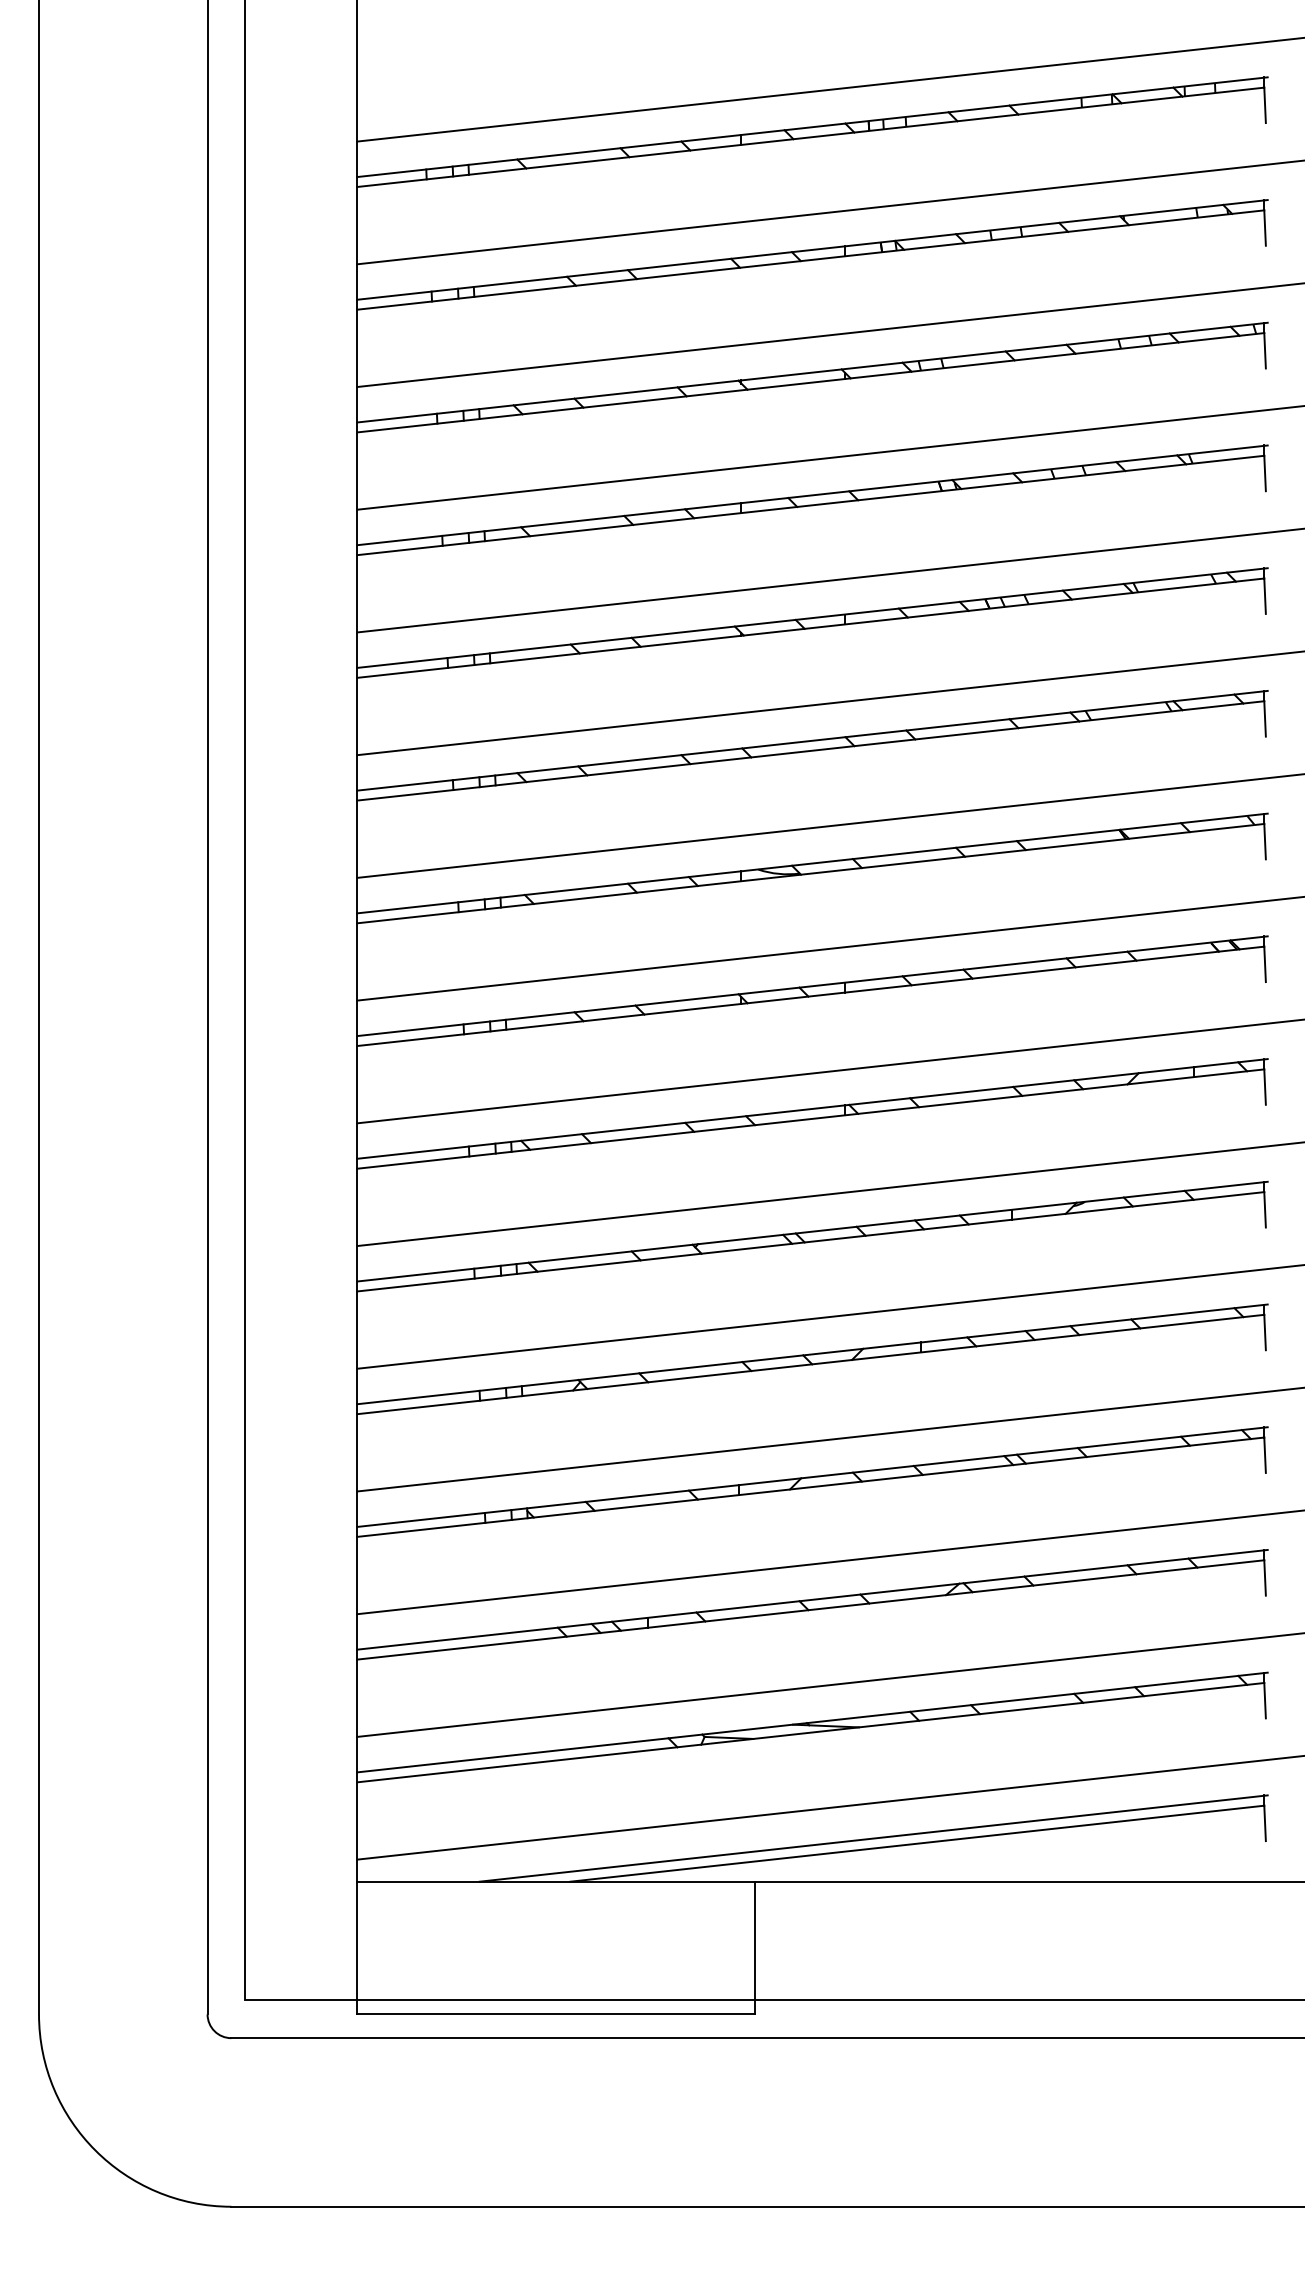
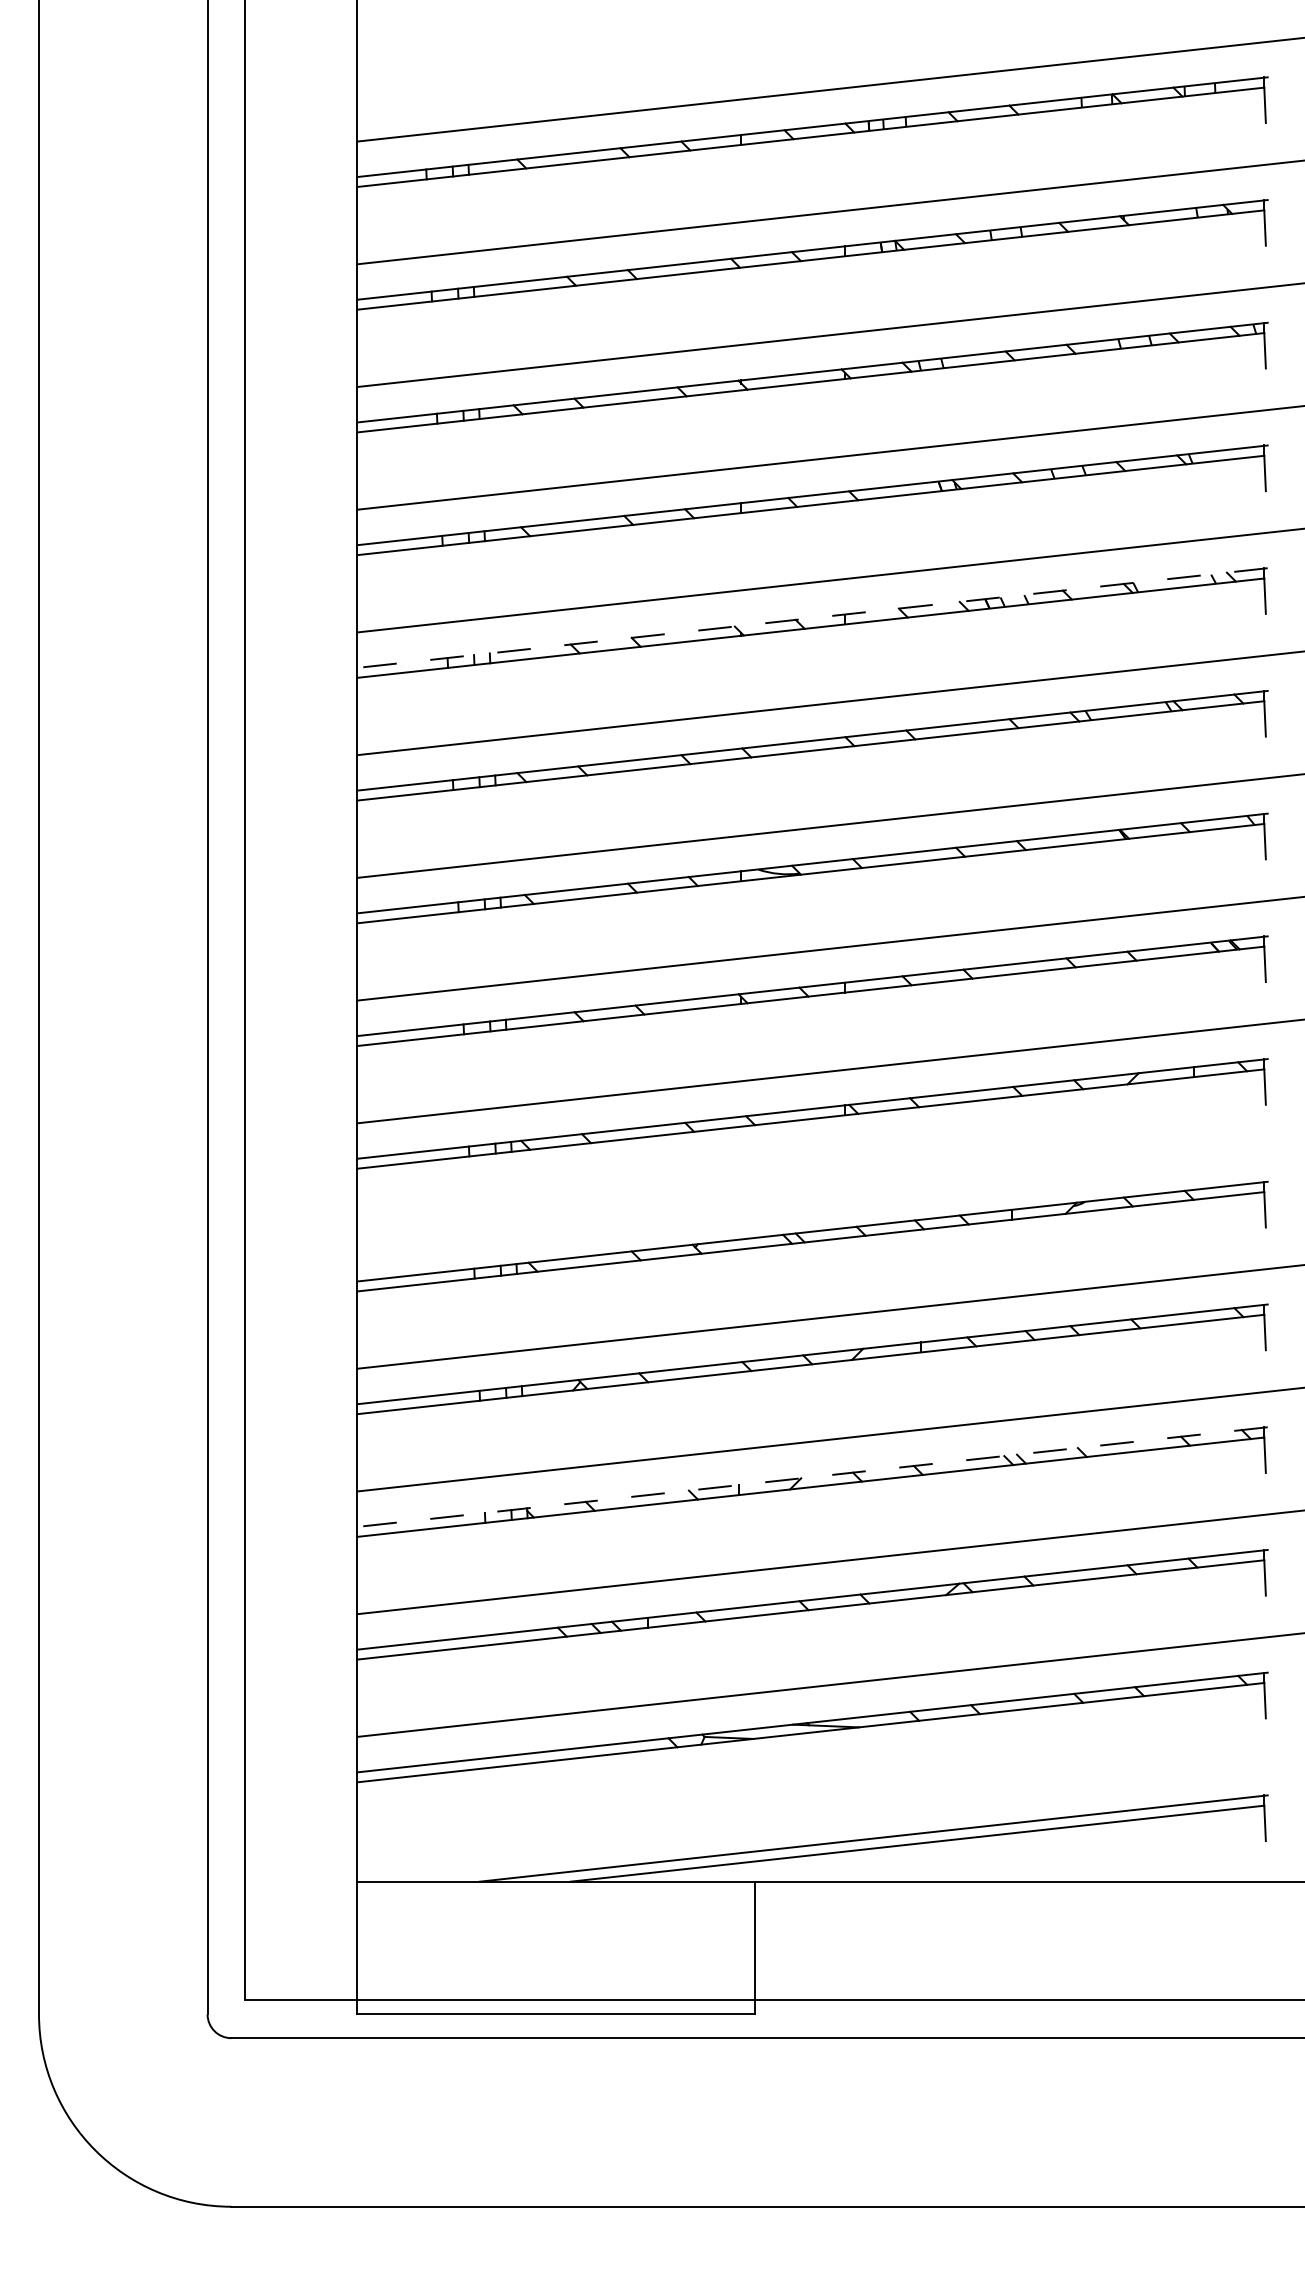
line: solid -> dashed (812, 618)
line: present -> none (829, 1194)
line: solid -> dashed (812, 1477)
line: present -> none (829, 1807)
